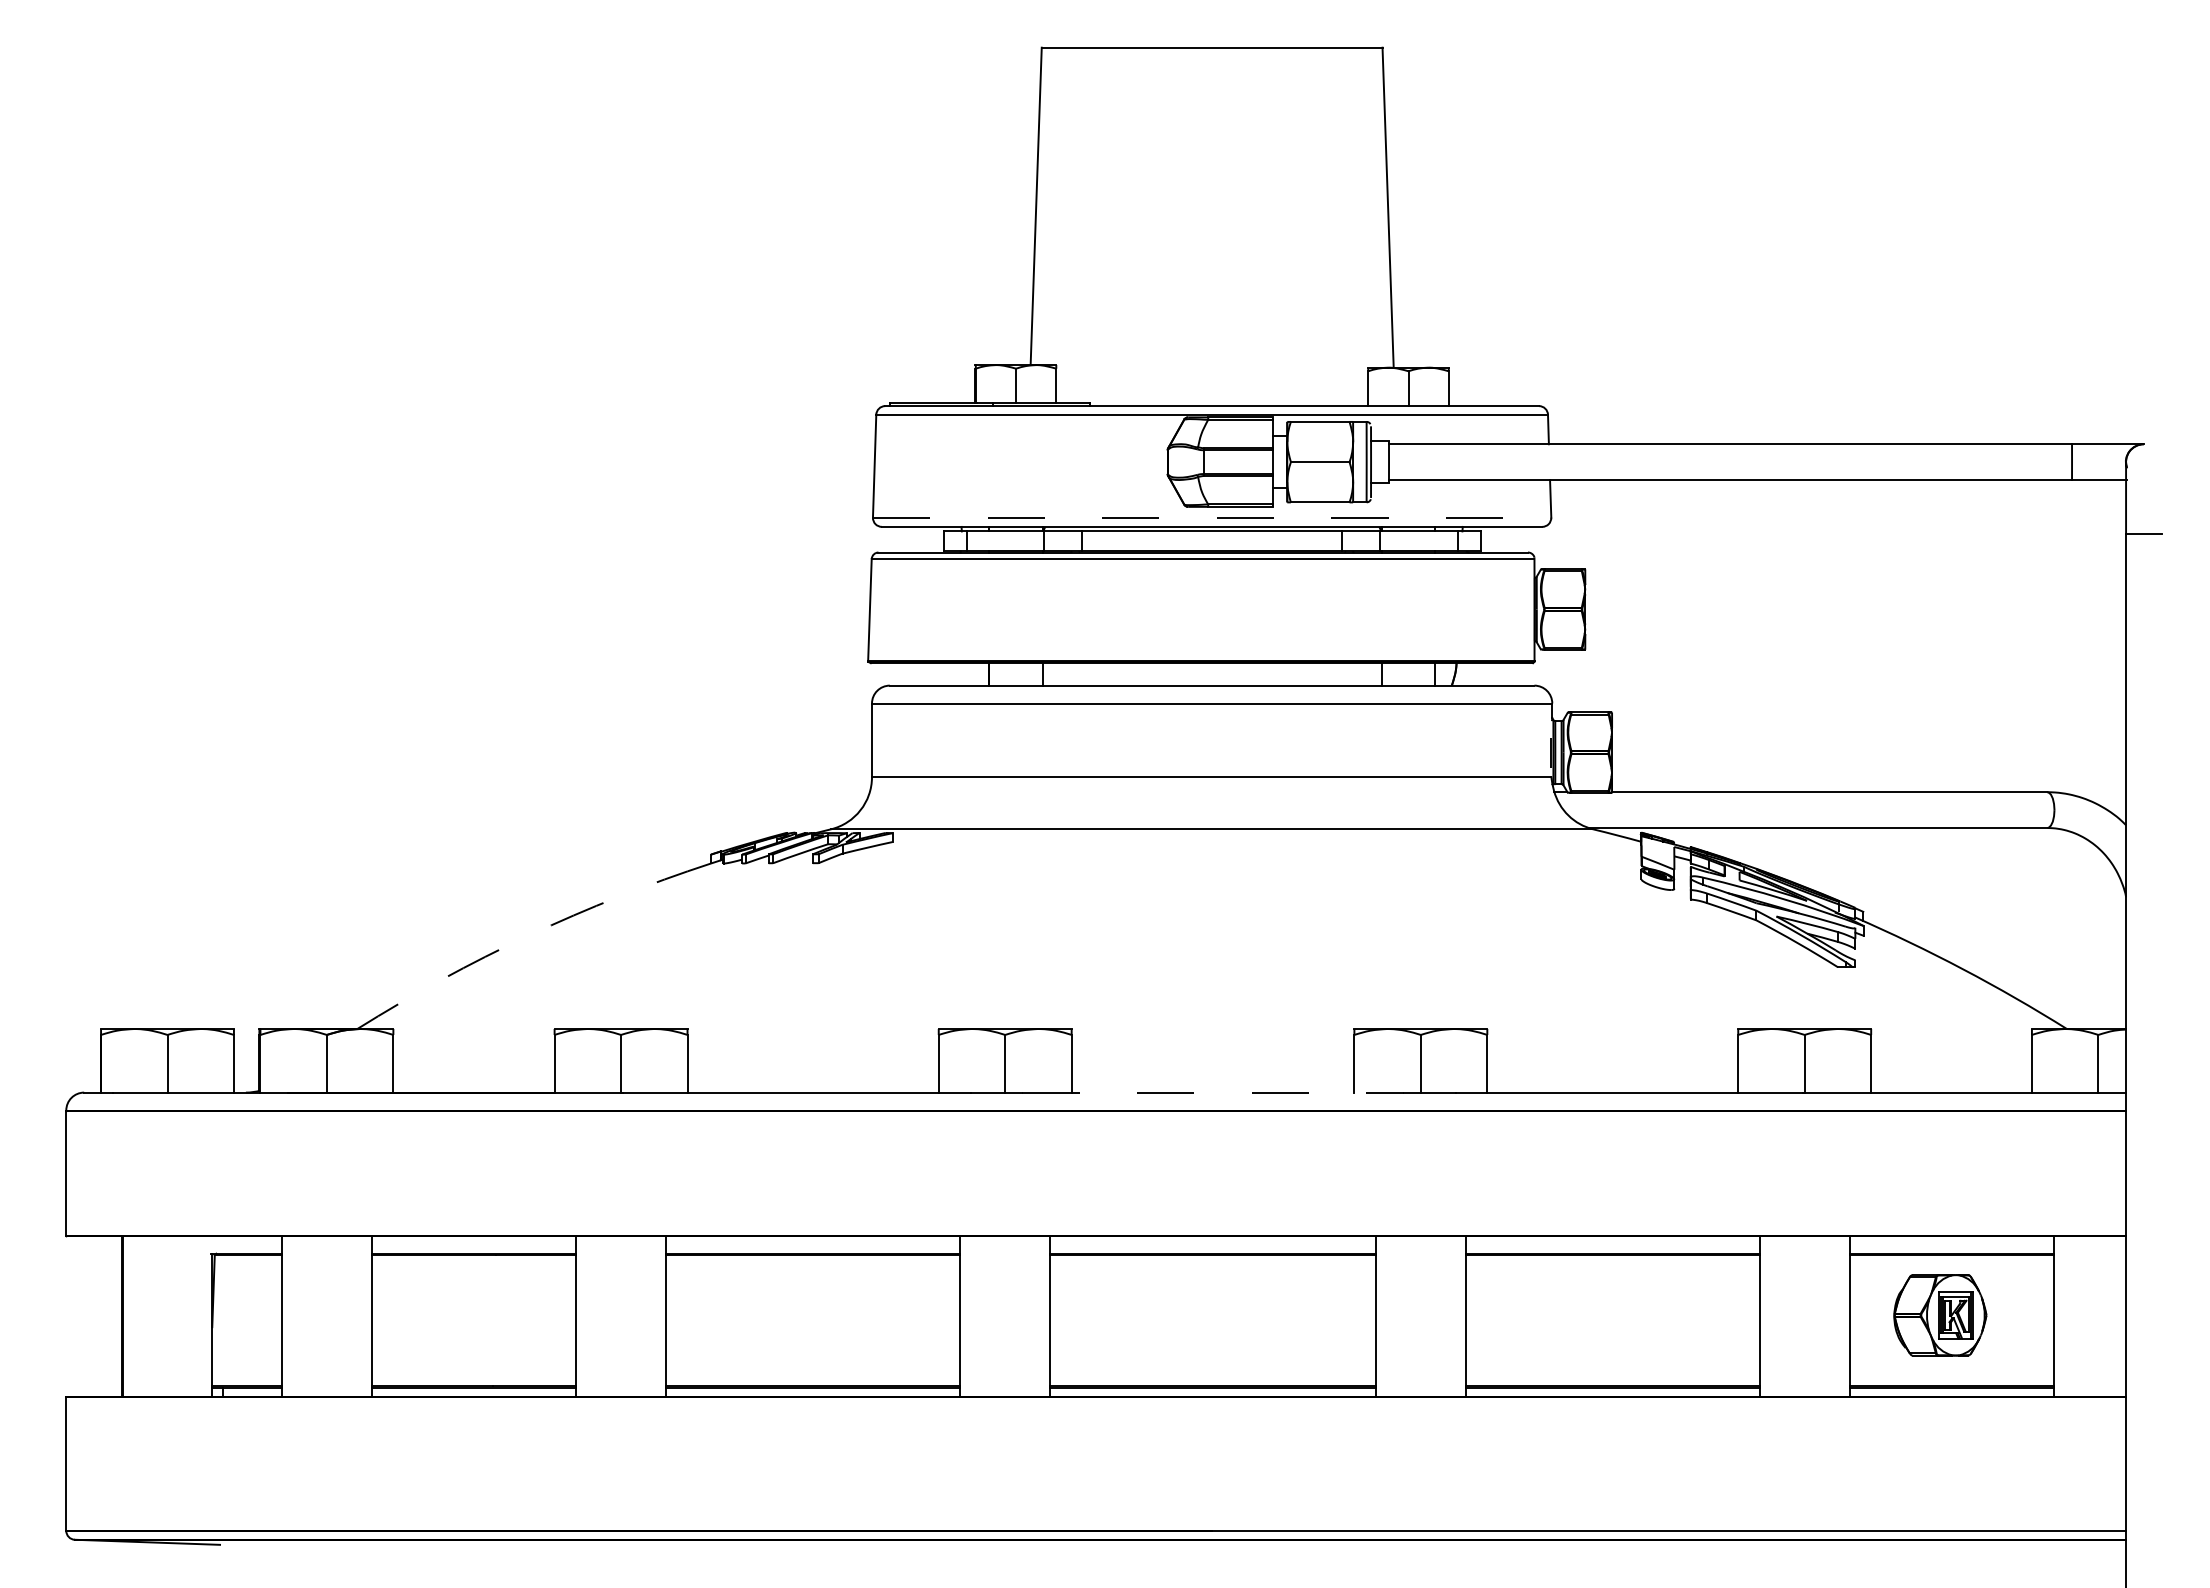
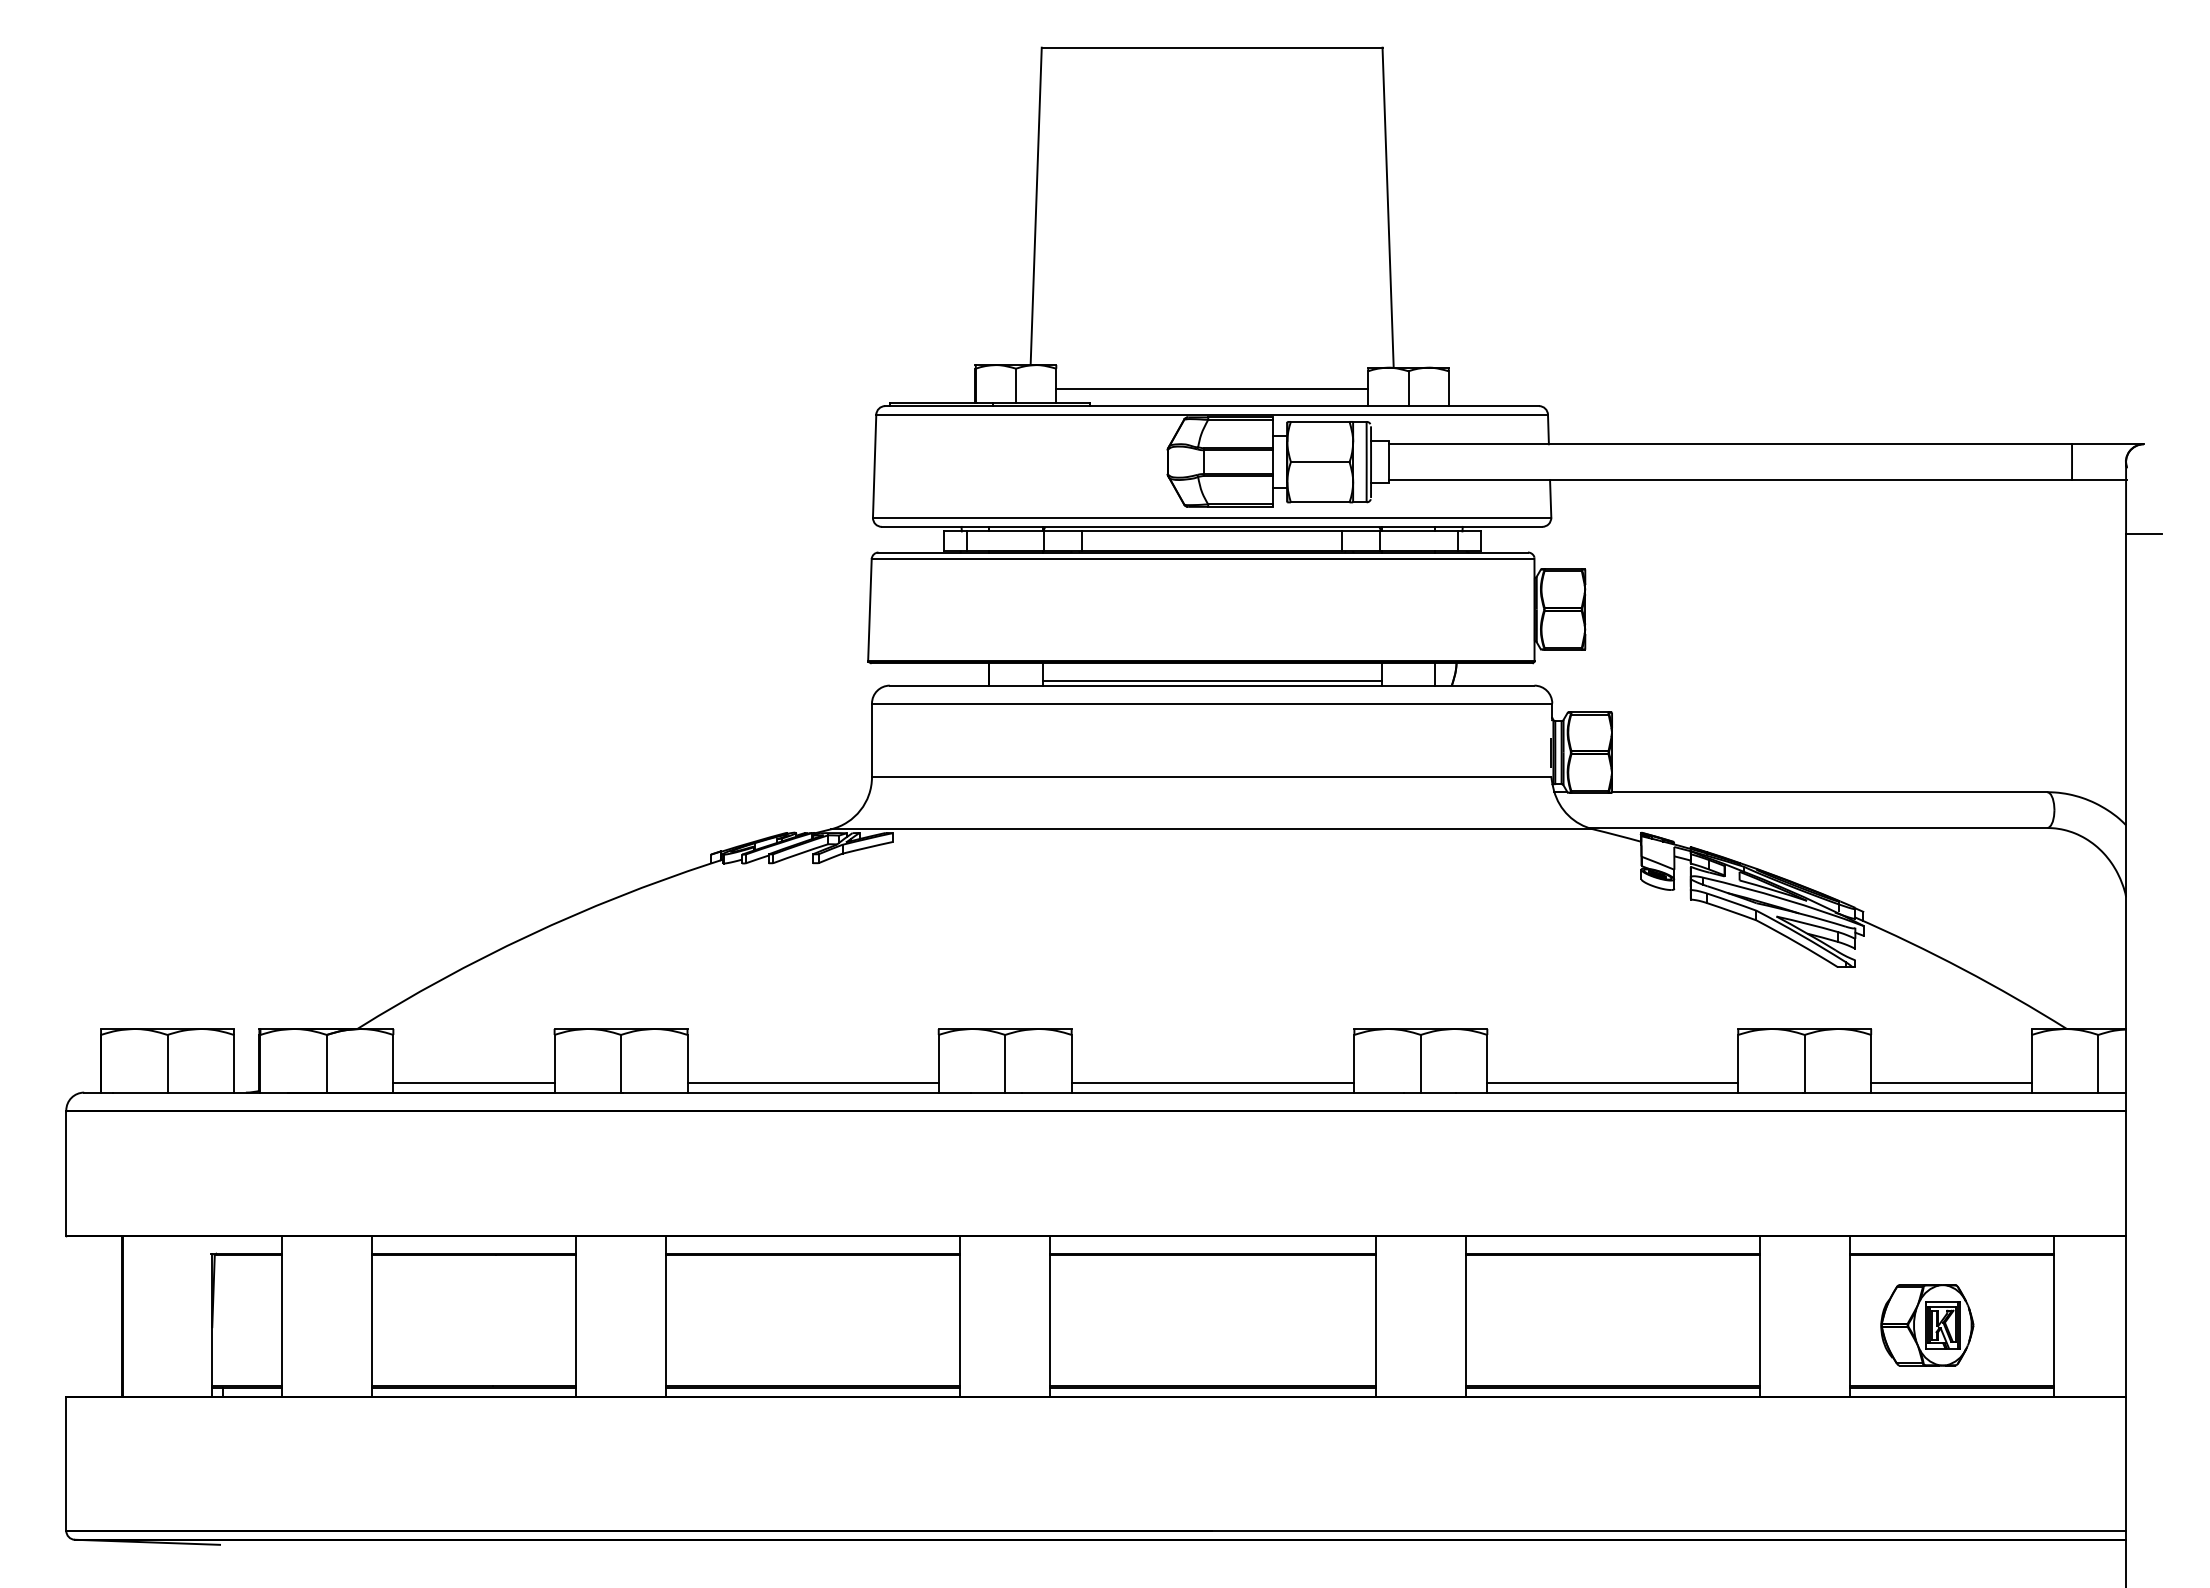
line: none -> present (1212, 388)
line: dashed -> solid (1212, 517)
line: none -> present (1211, 681)
arc: dashed -> solid (529, 935)
line: none -> present (473, 1082)
line: none -> present (812, 1082)
line: none -> present (1212, 1082)
line: none -> present (1612, 1082)
line: none -> present (1951, 1082)
line: dashed -> solid (1213, 1092)
part position: (1940, 1315) -> (1927, 1325) (1927, 1325)
